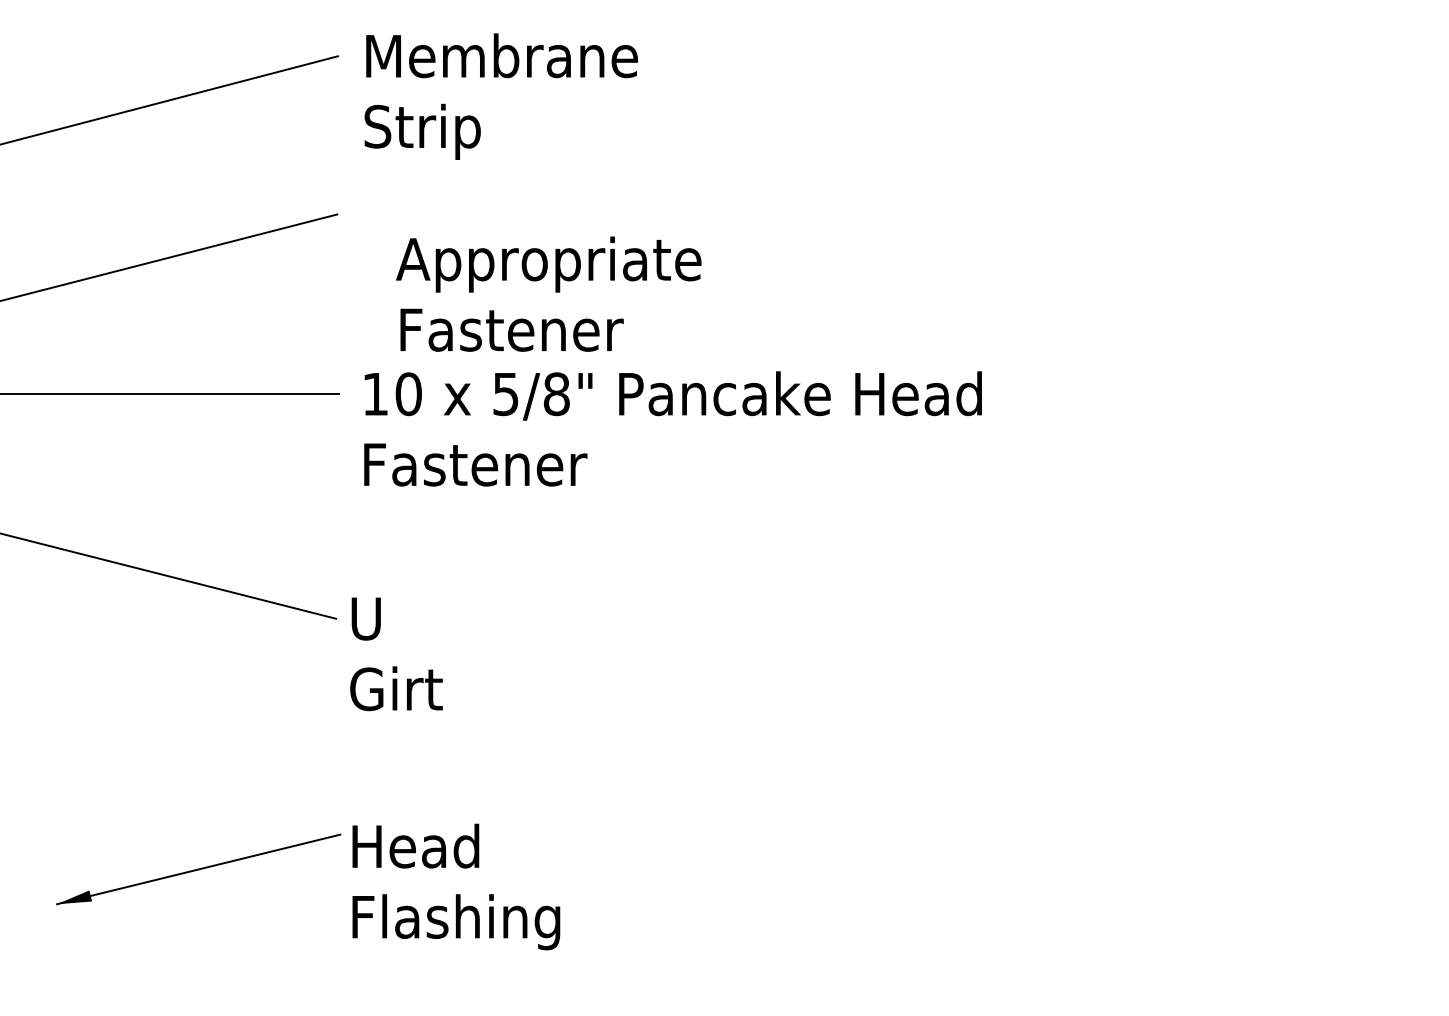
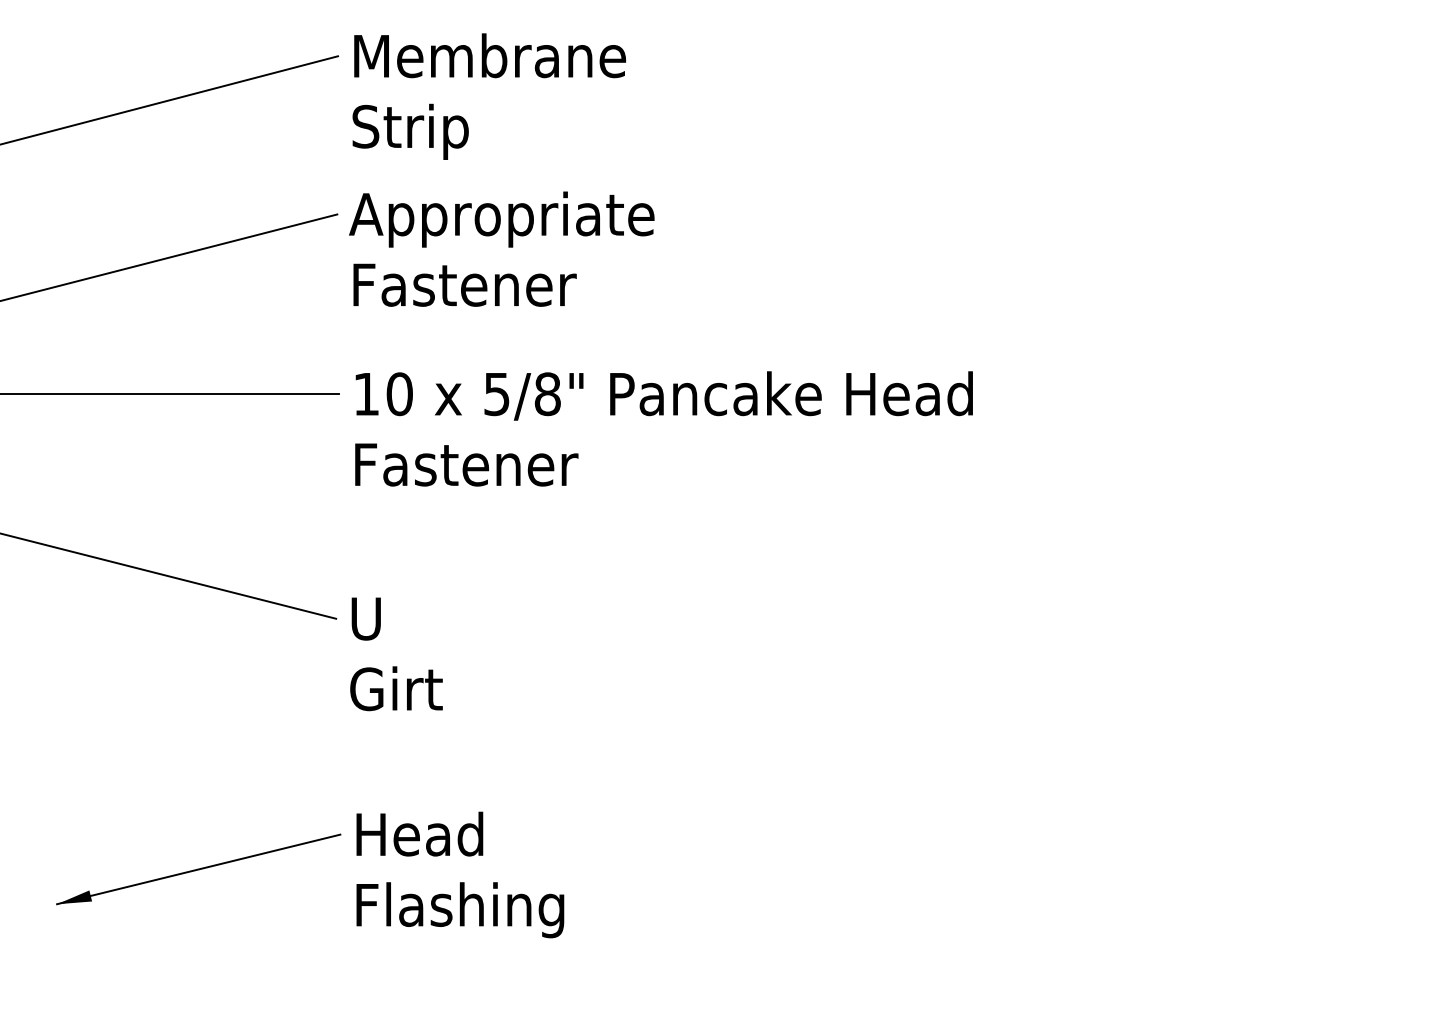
text position: (500, 96) -> (488, 96) (488, 96)
text position: (548, 293) -> (501, 248) (501, 248)
text position: (672, 428) -> (663, 428) (663, 428)
text position: (456, 886) -> (460, 874) (460, 874)
